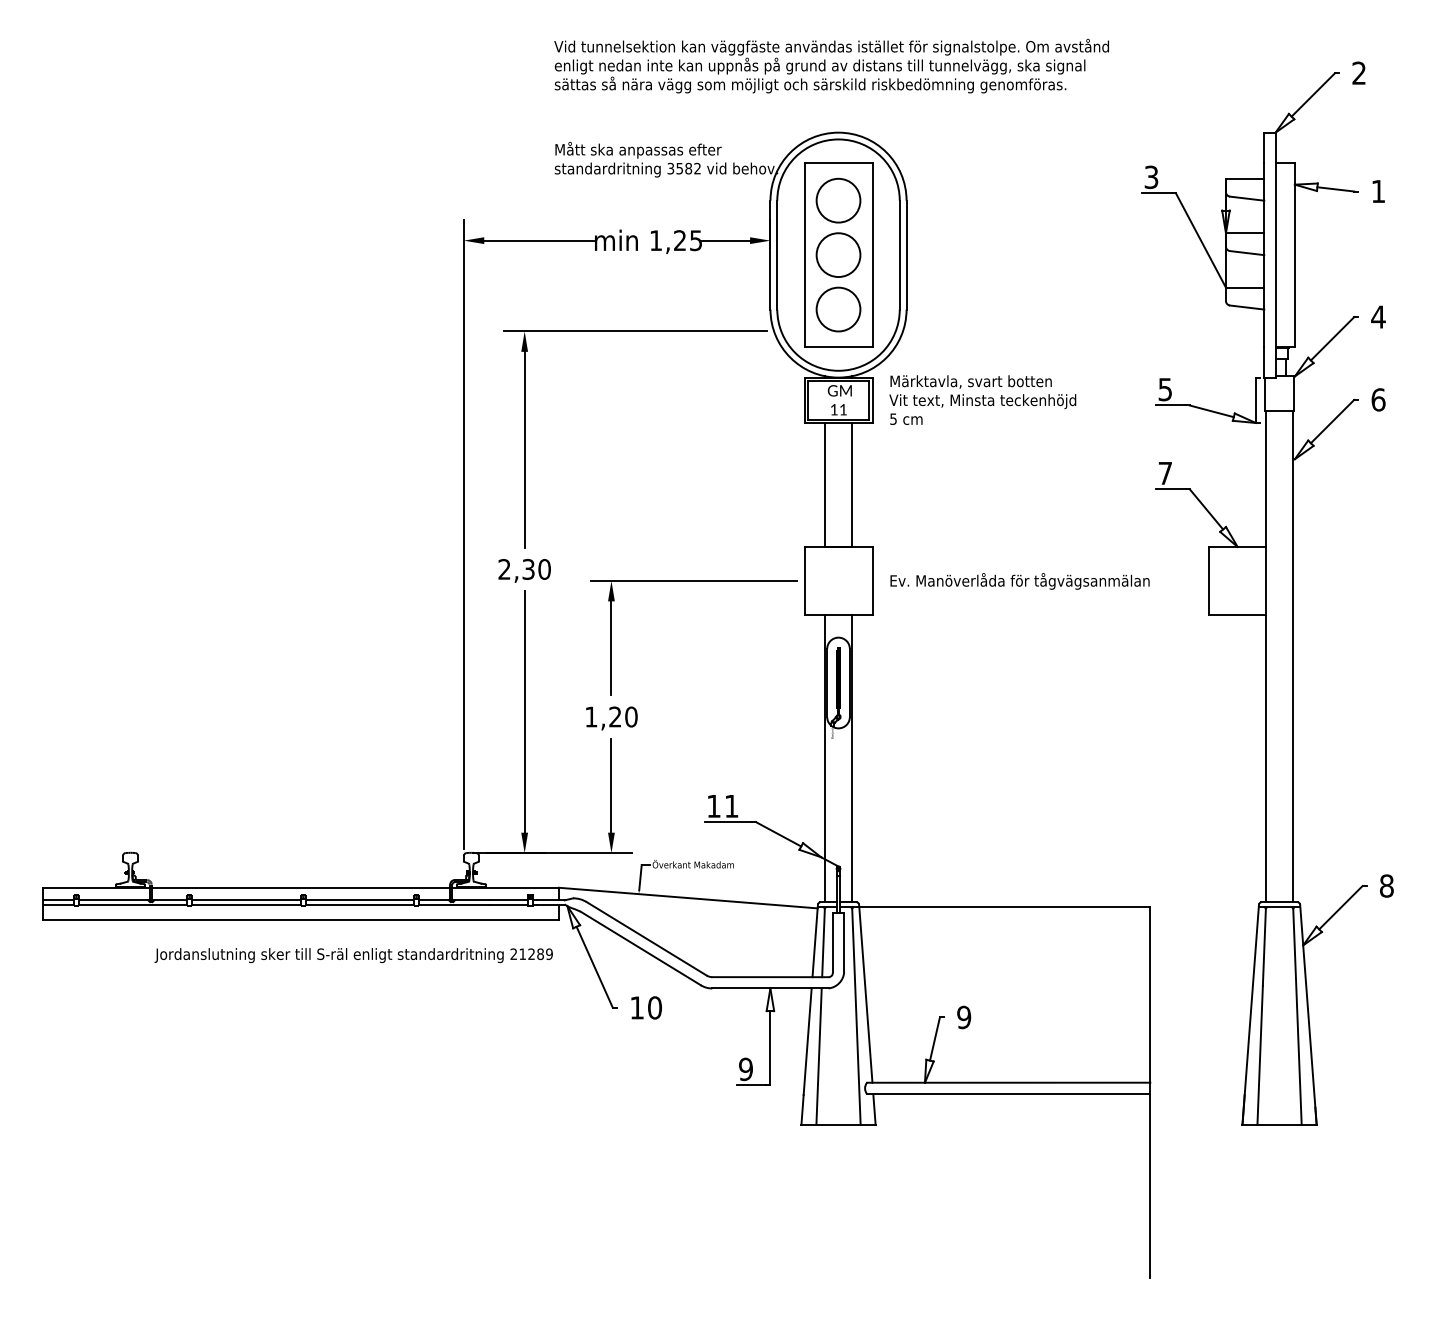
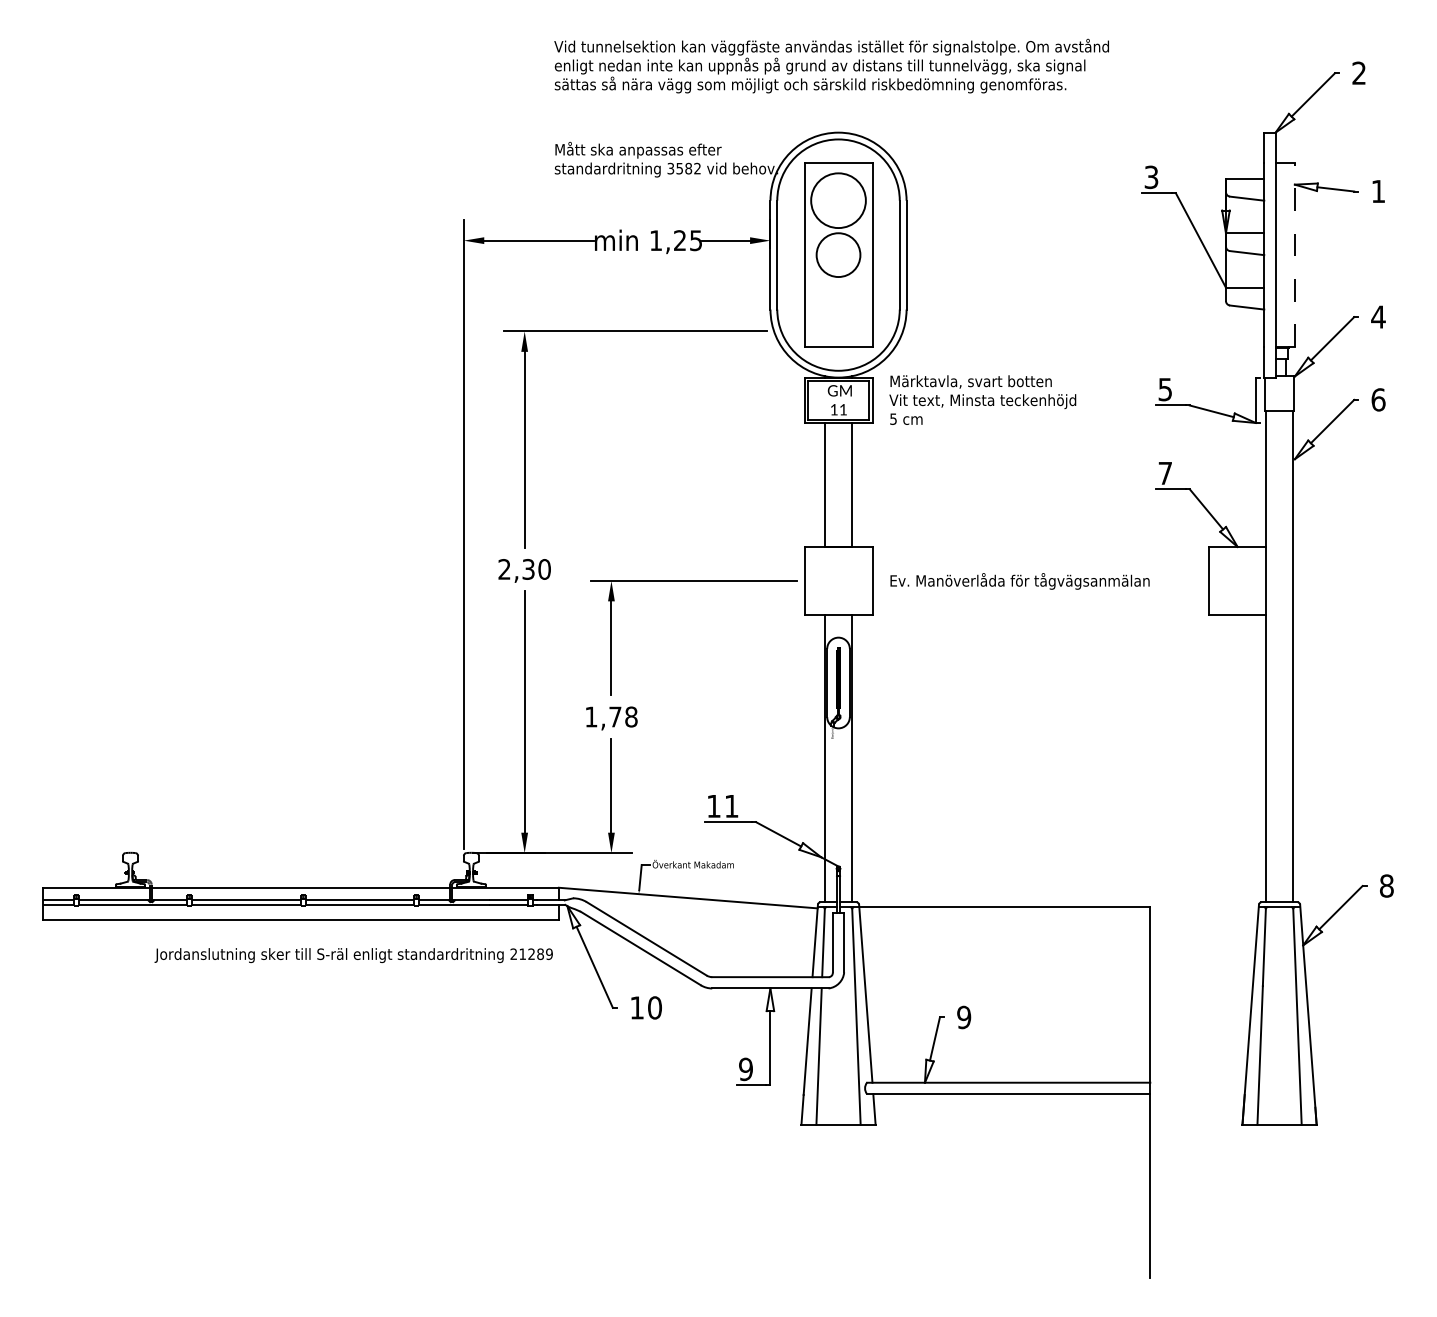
circle diameter: 44 px -> 55 px (838, 200)
line: solid -> dashed (1294, 255)
circle: present -> none (838, 309)
text: 1,20 -> 1,78 (623, 716)
